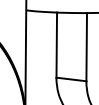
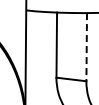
line: solid -> dashed (86, 47)
